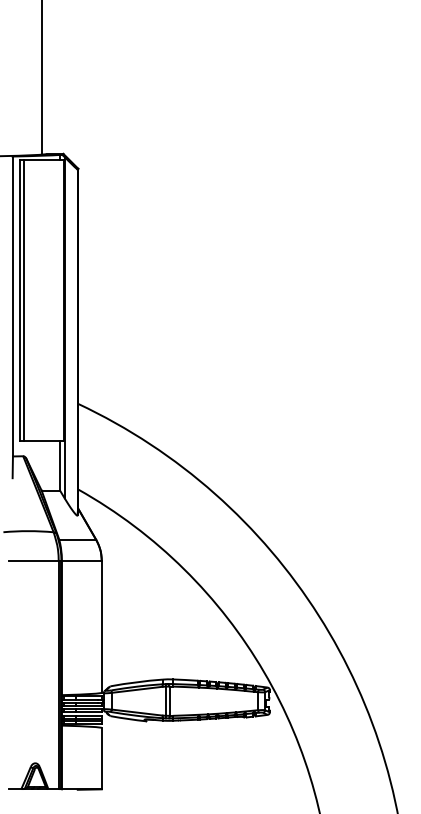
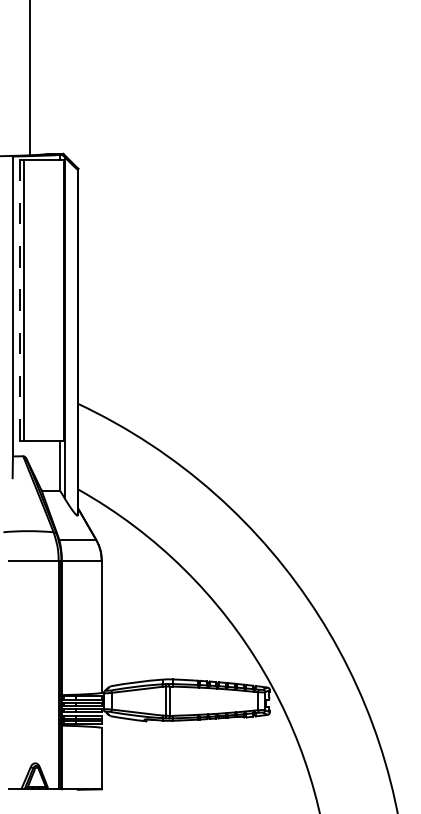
line position: (42, 78) -> (30, 78) (30, 78)
line: solid -> dashed (19, 299)
